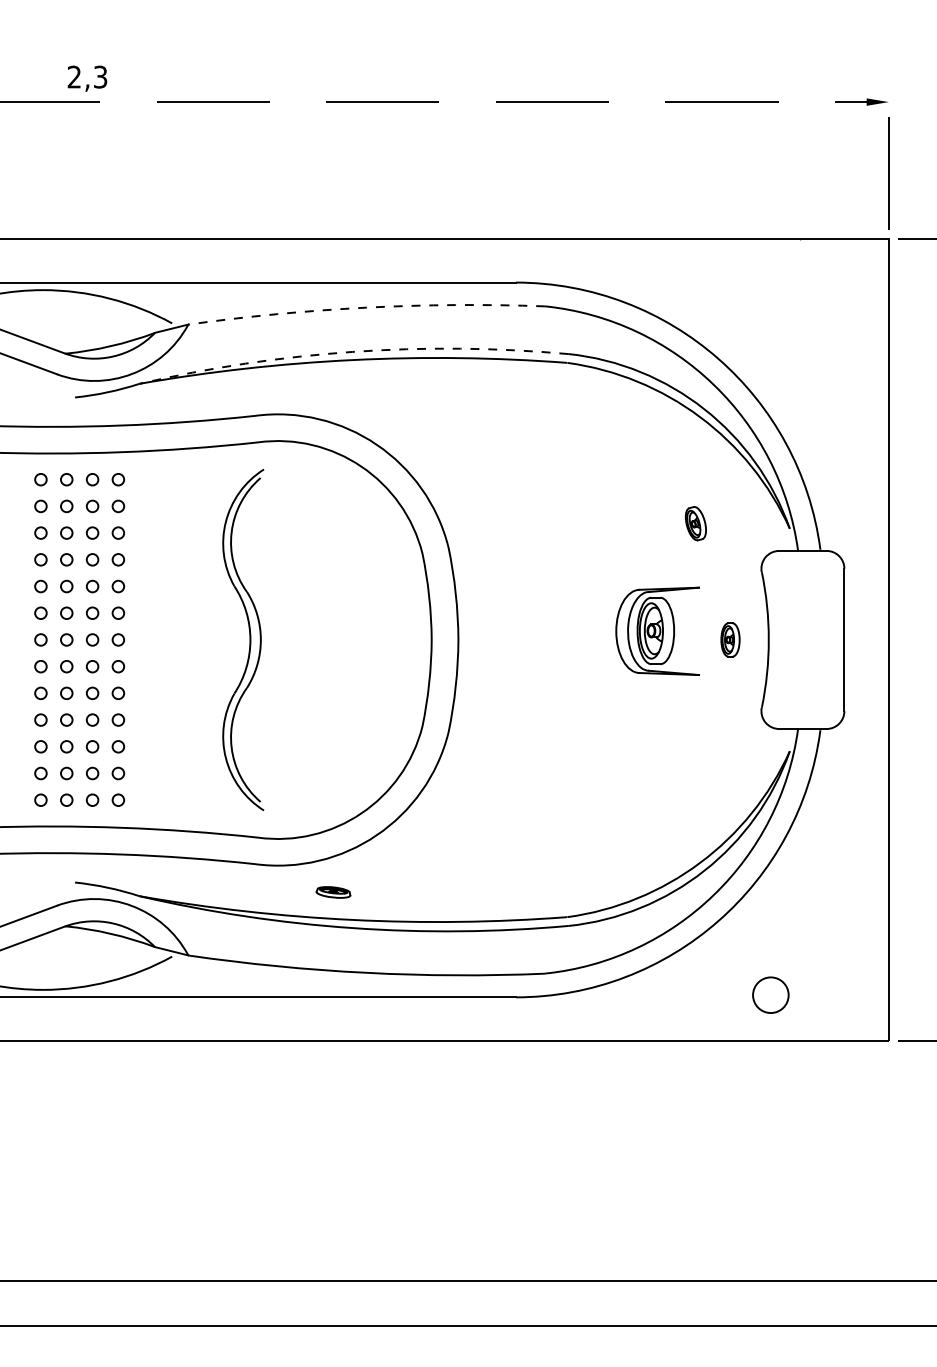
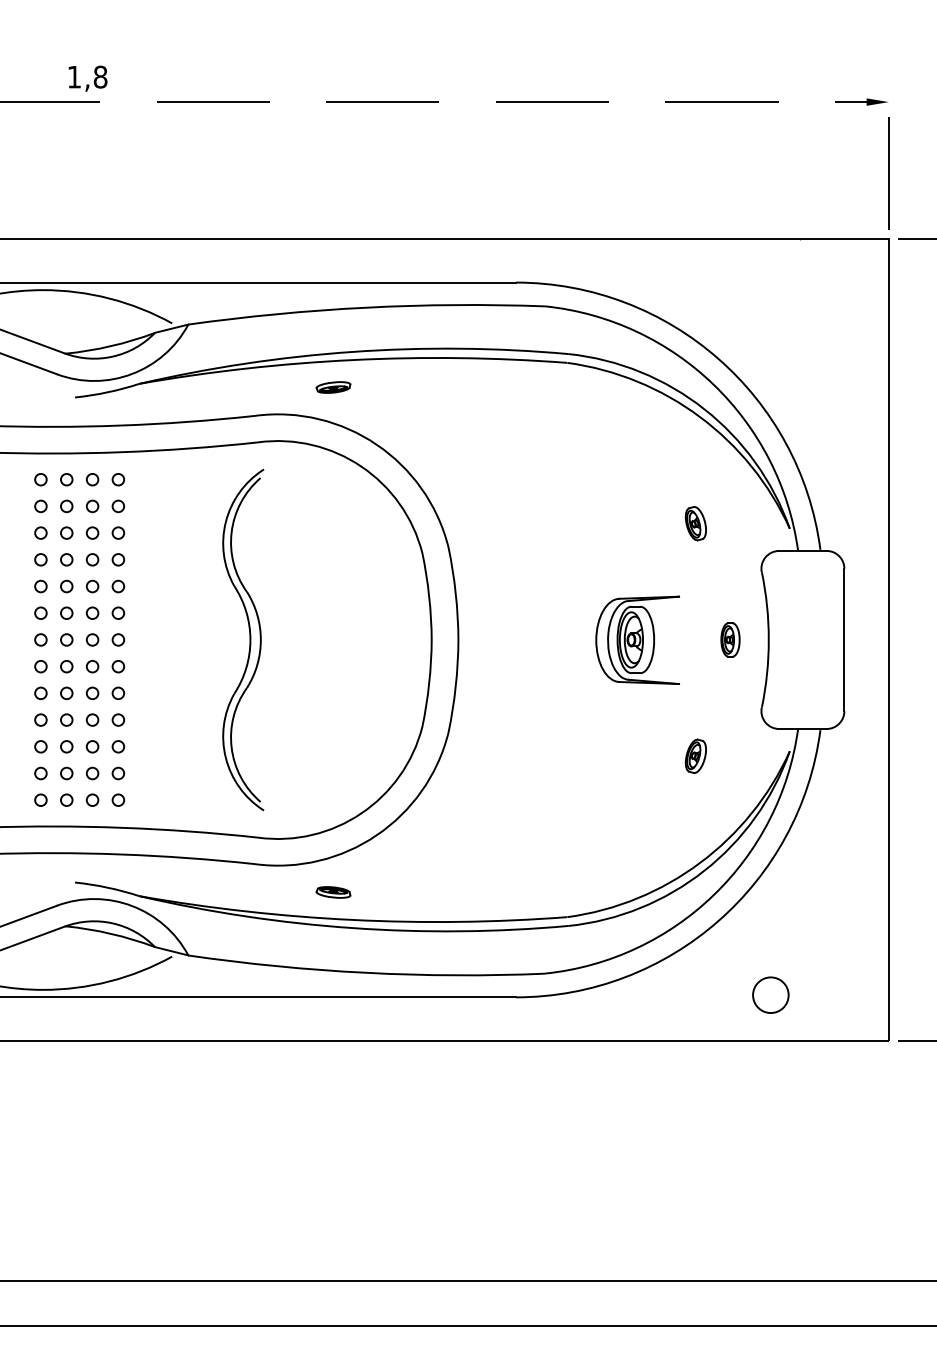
text: 2,3 -> 1,8 (87, 76)
arc: dashed -> solid (366, 307)
arc: dashed -> solid (352, 351)
part: none -> present (333, 387)
part position: (657, 630) -> (637, 639) (637, 639)
part: none -> present (695, 755)
